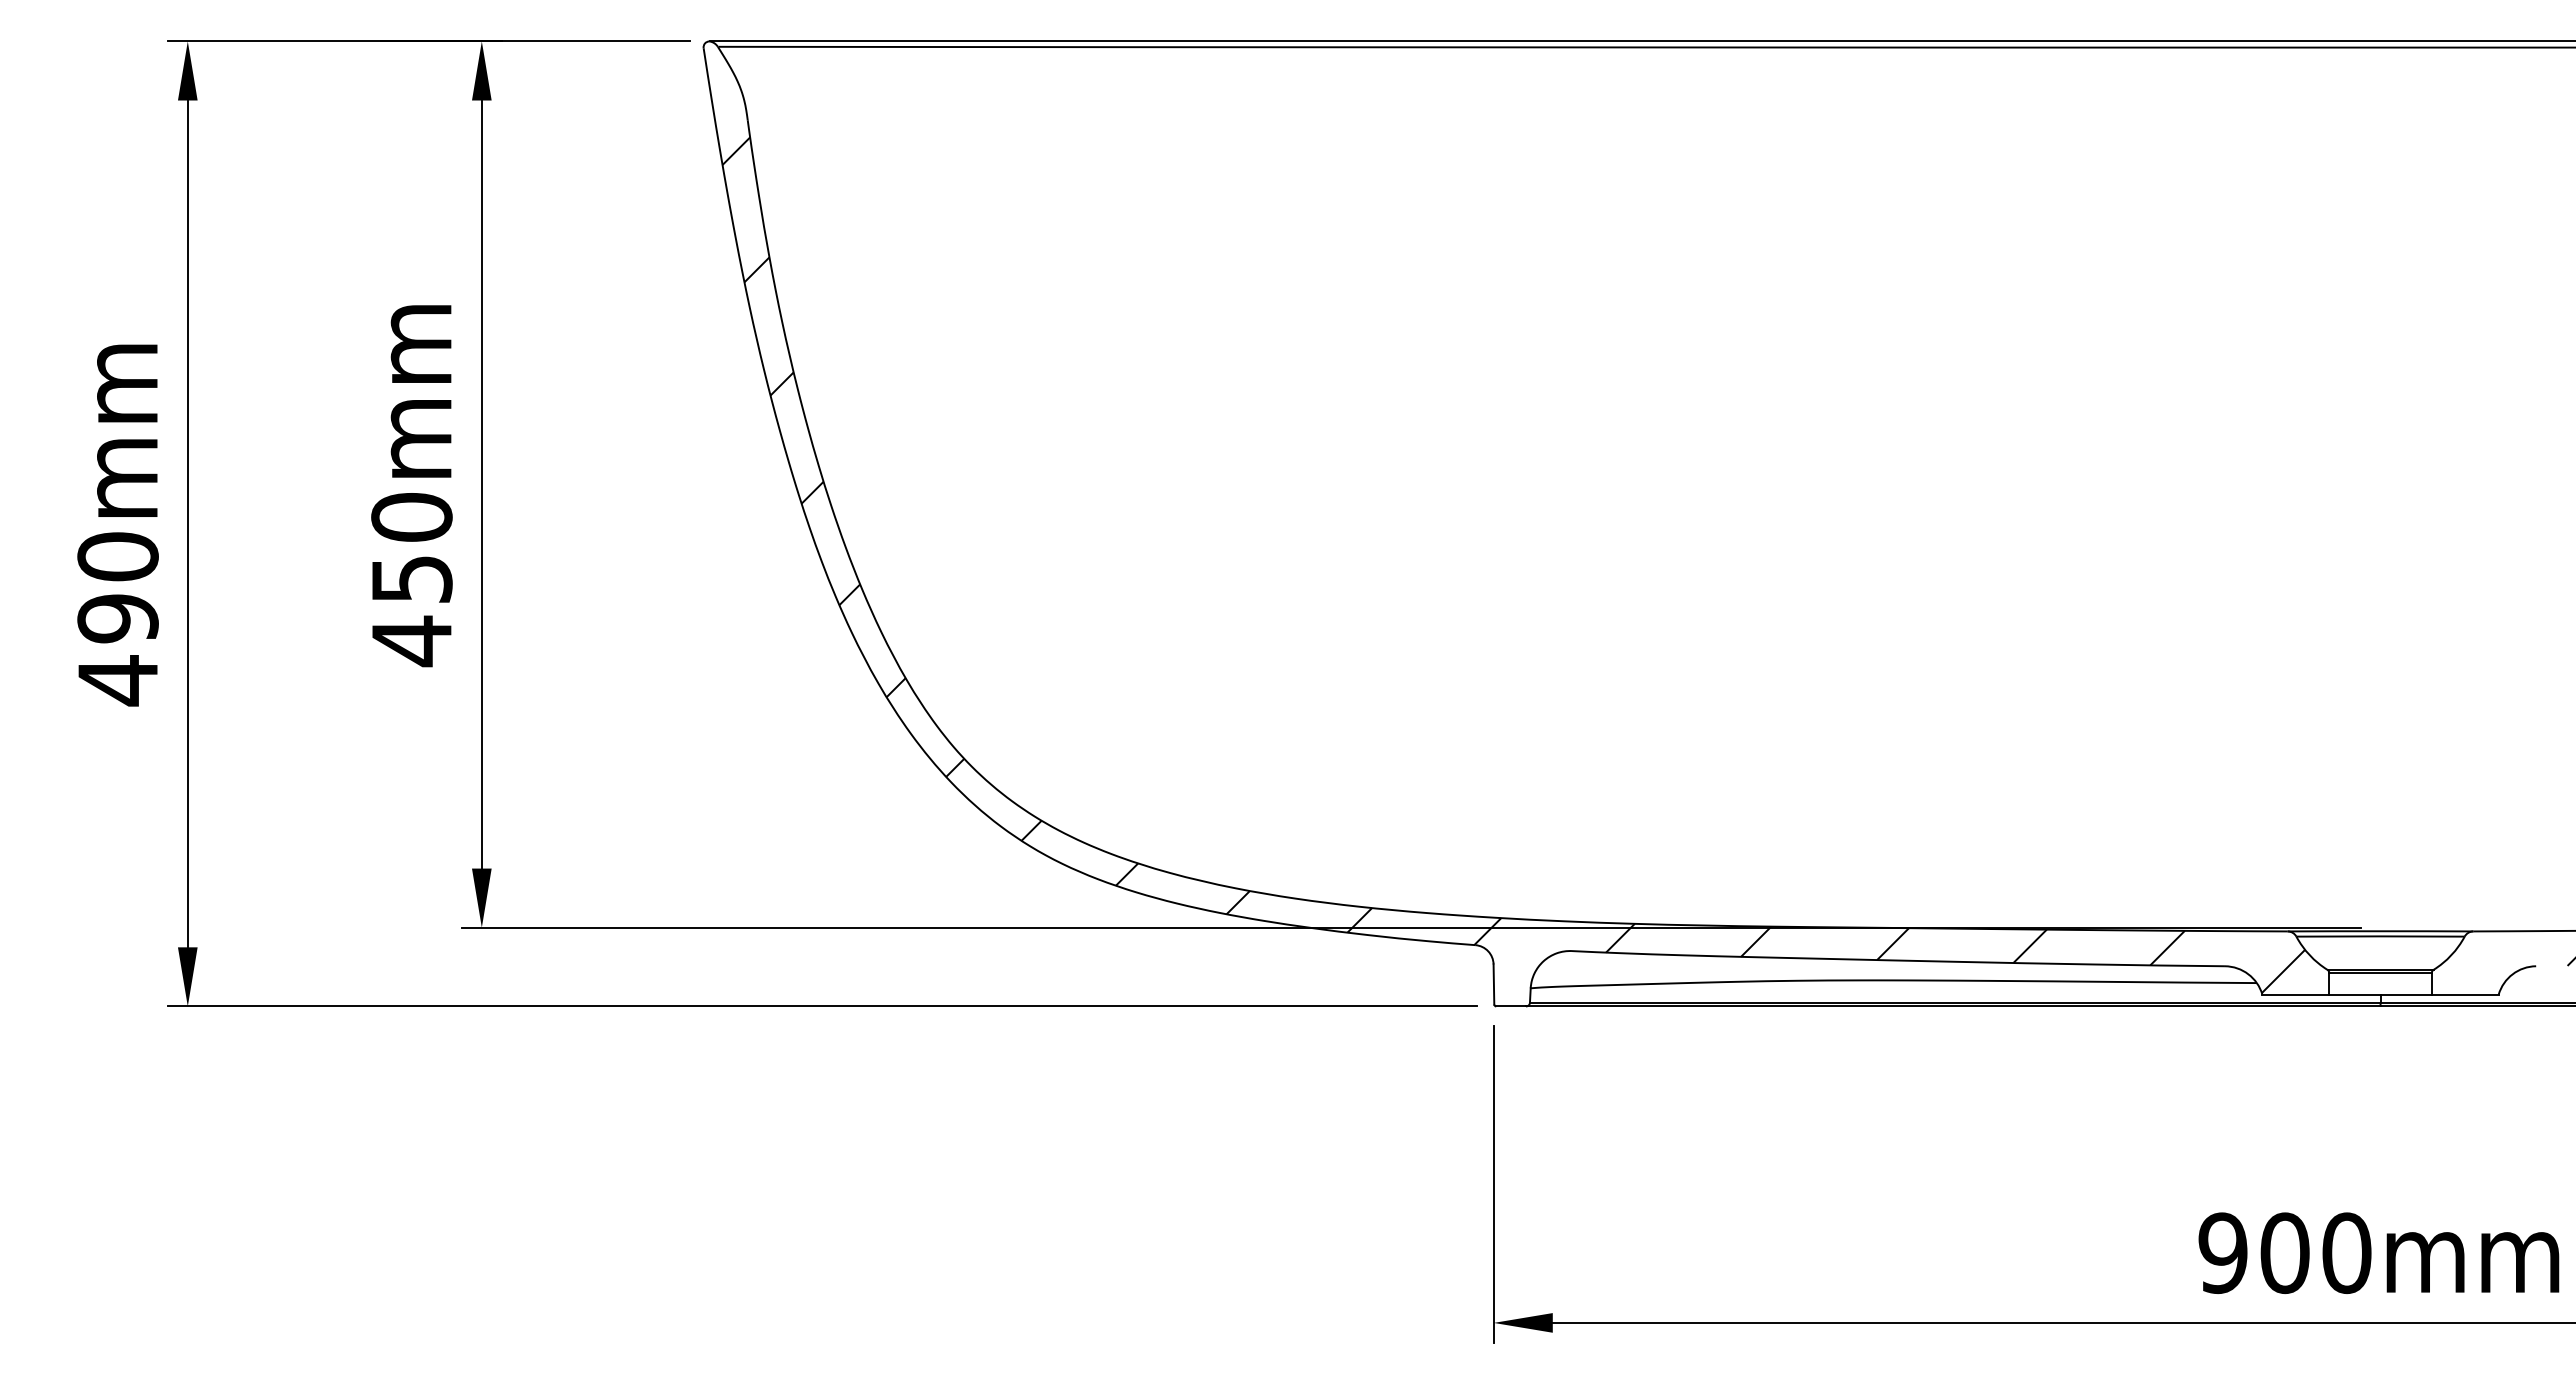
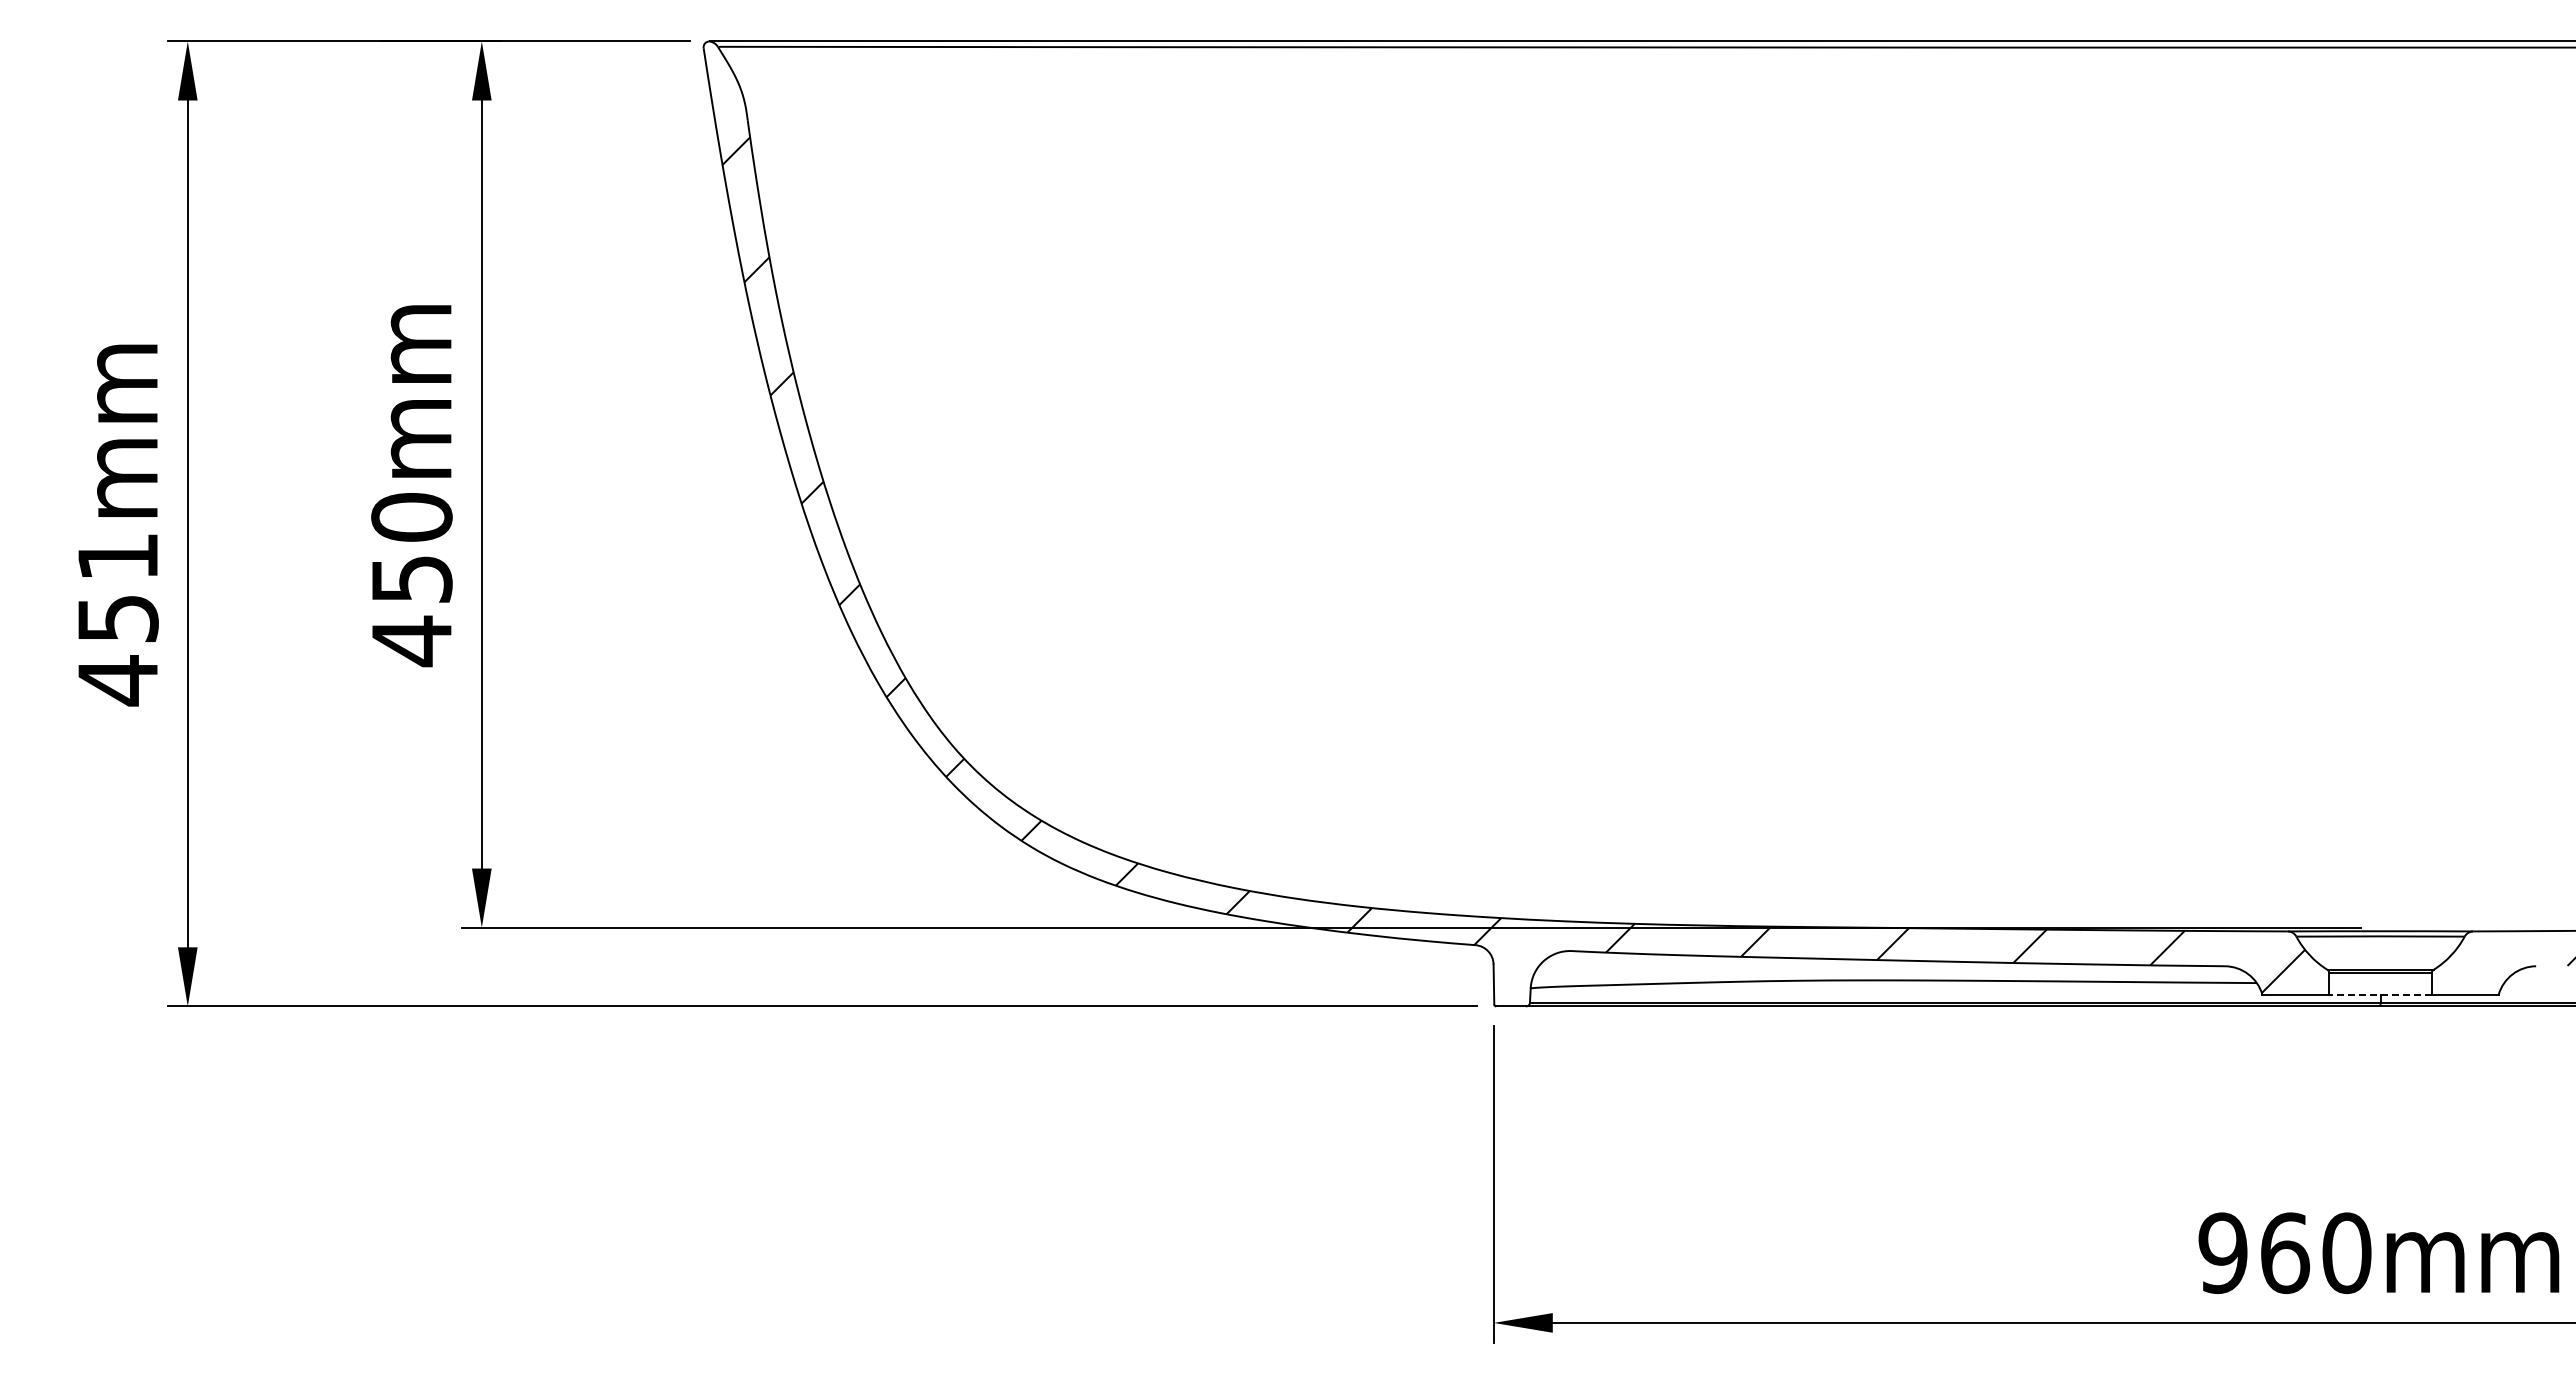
text: 490mm -> 451mm (117, 587)
line: solid -> dashed (2380, 994)
text: 900mm -> 960mm (2284, 1252)
